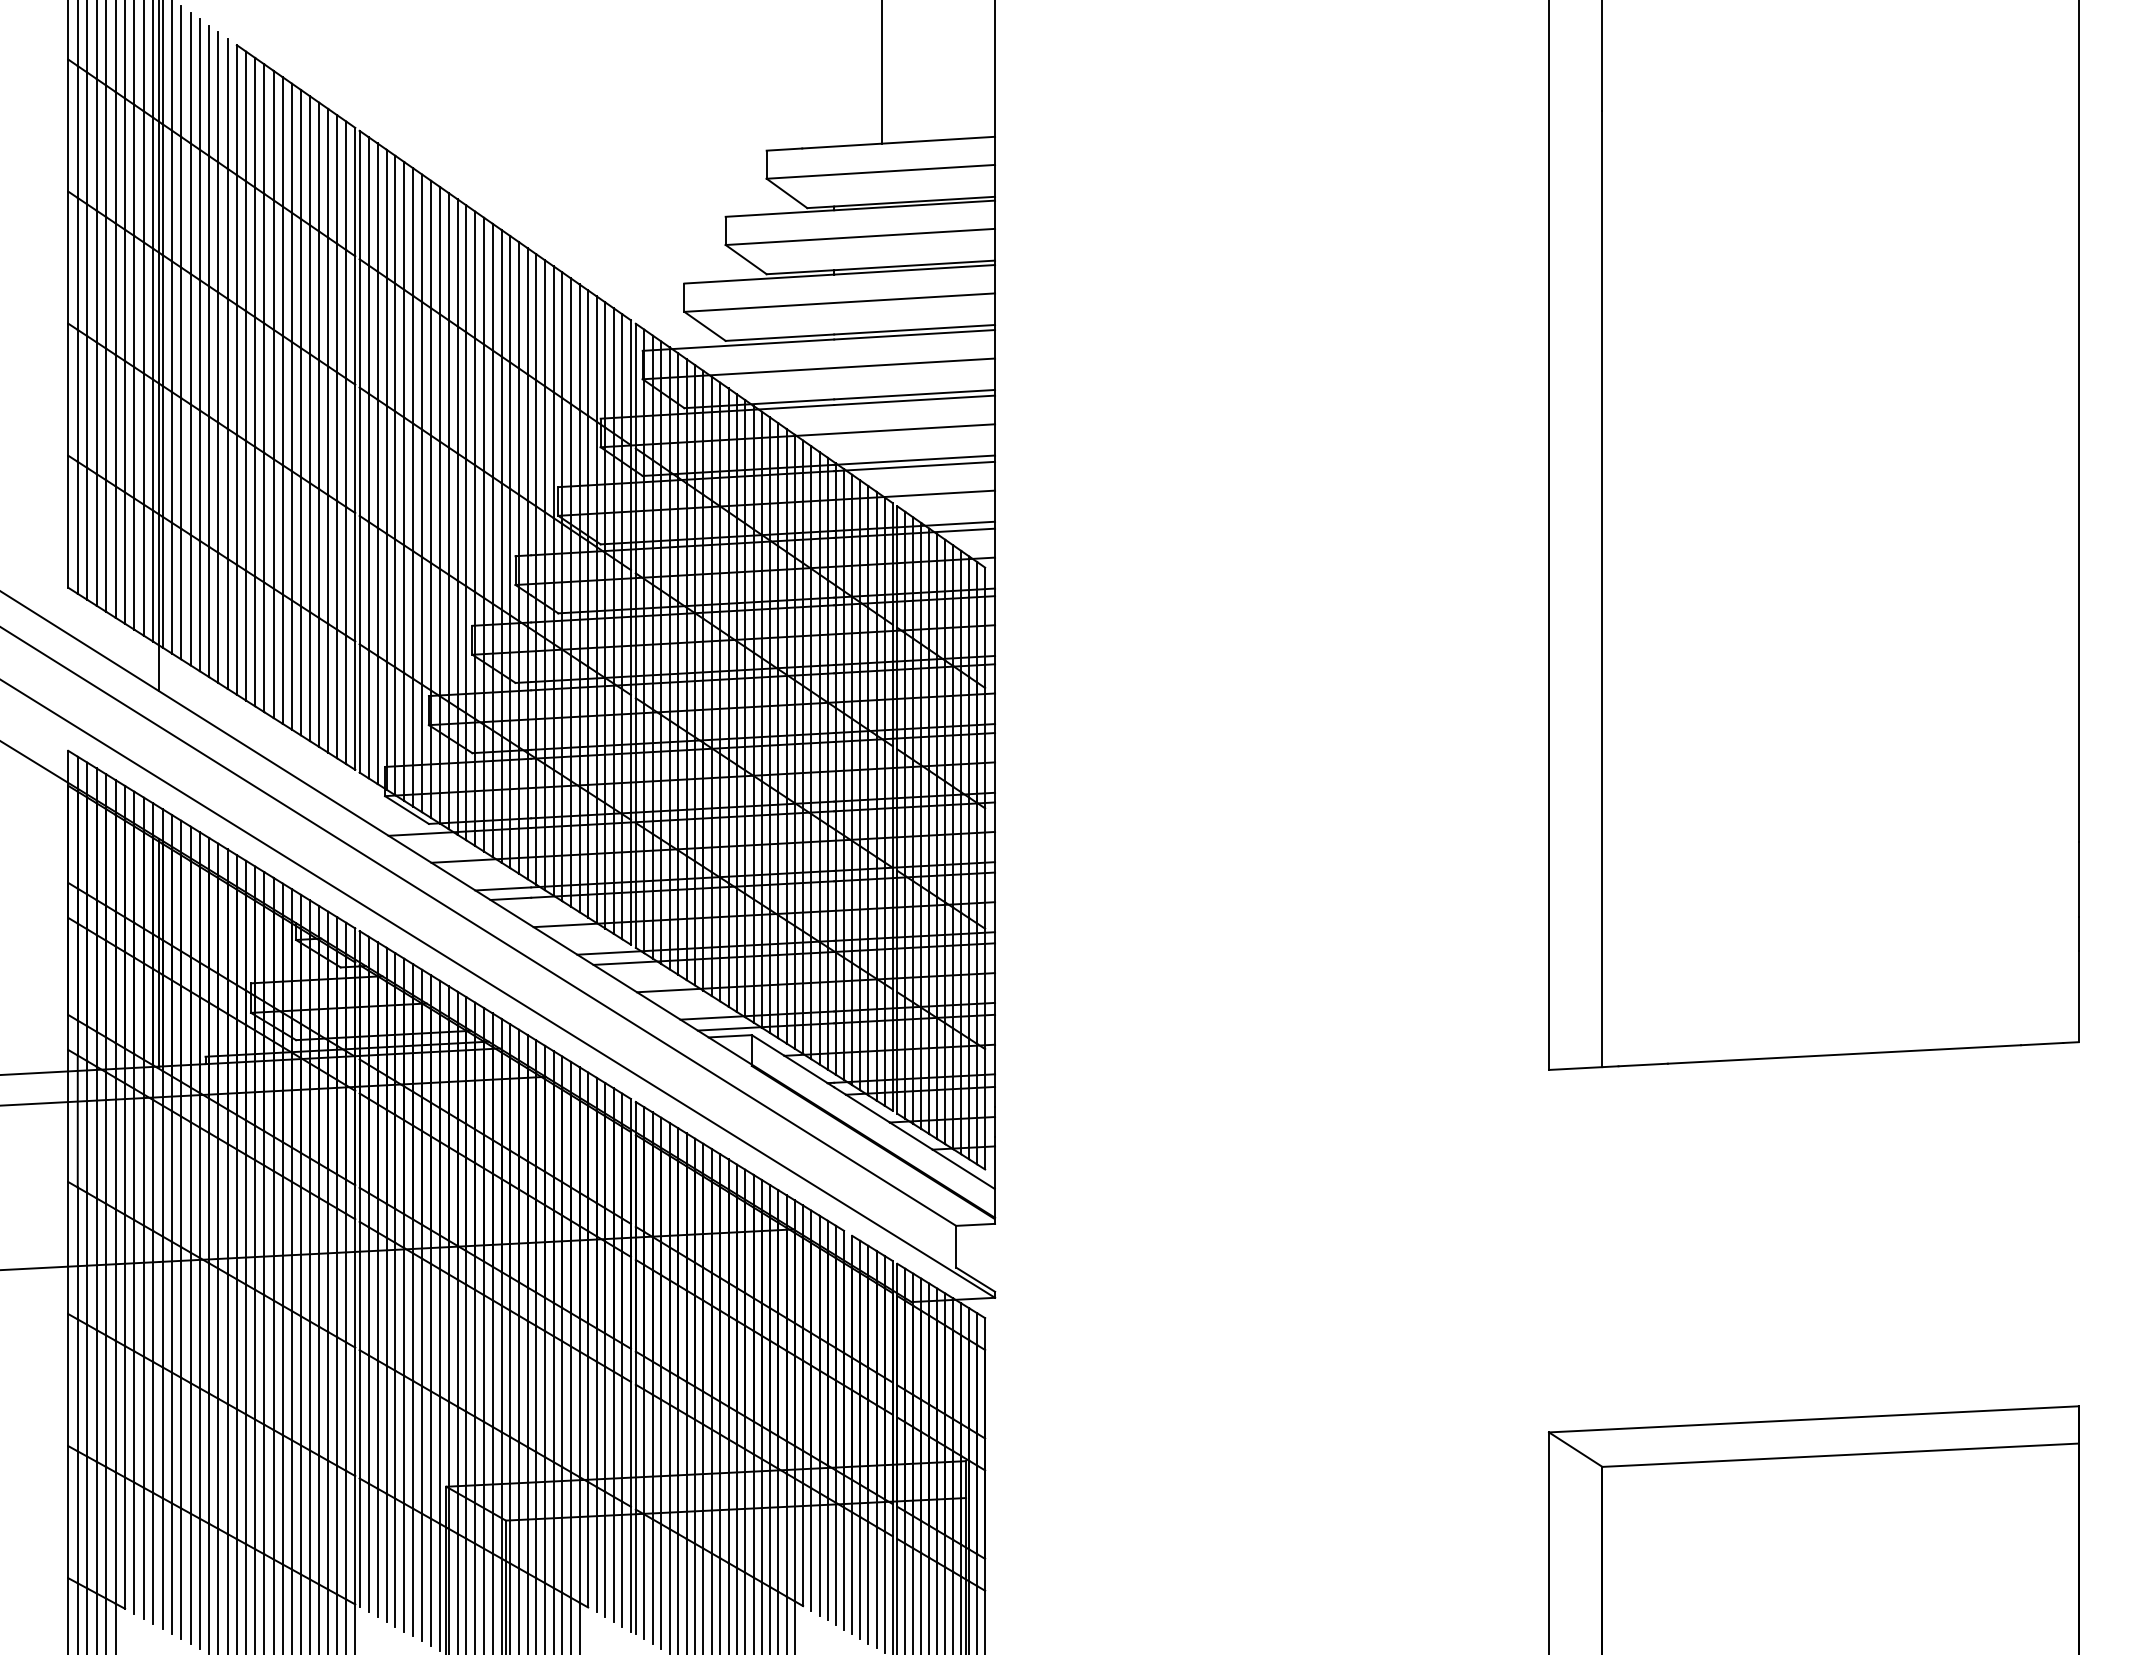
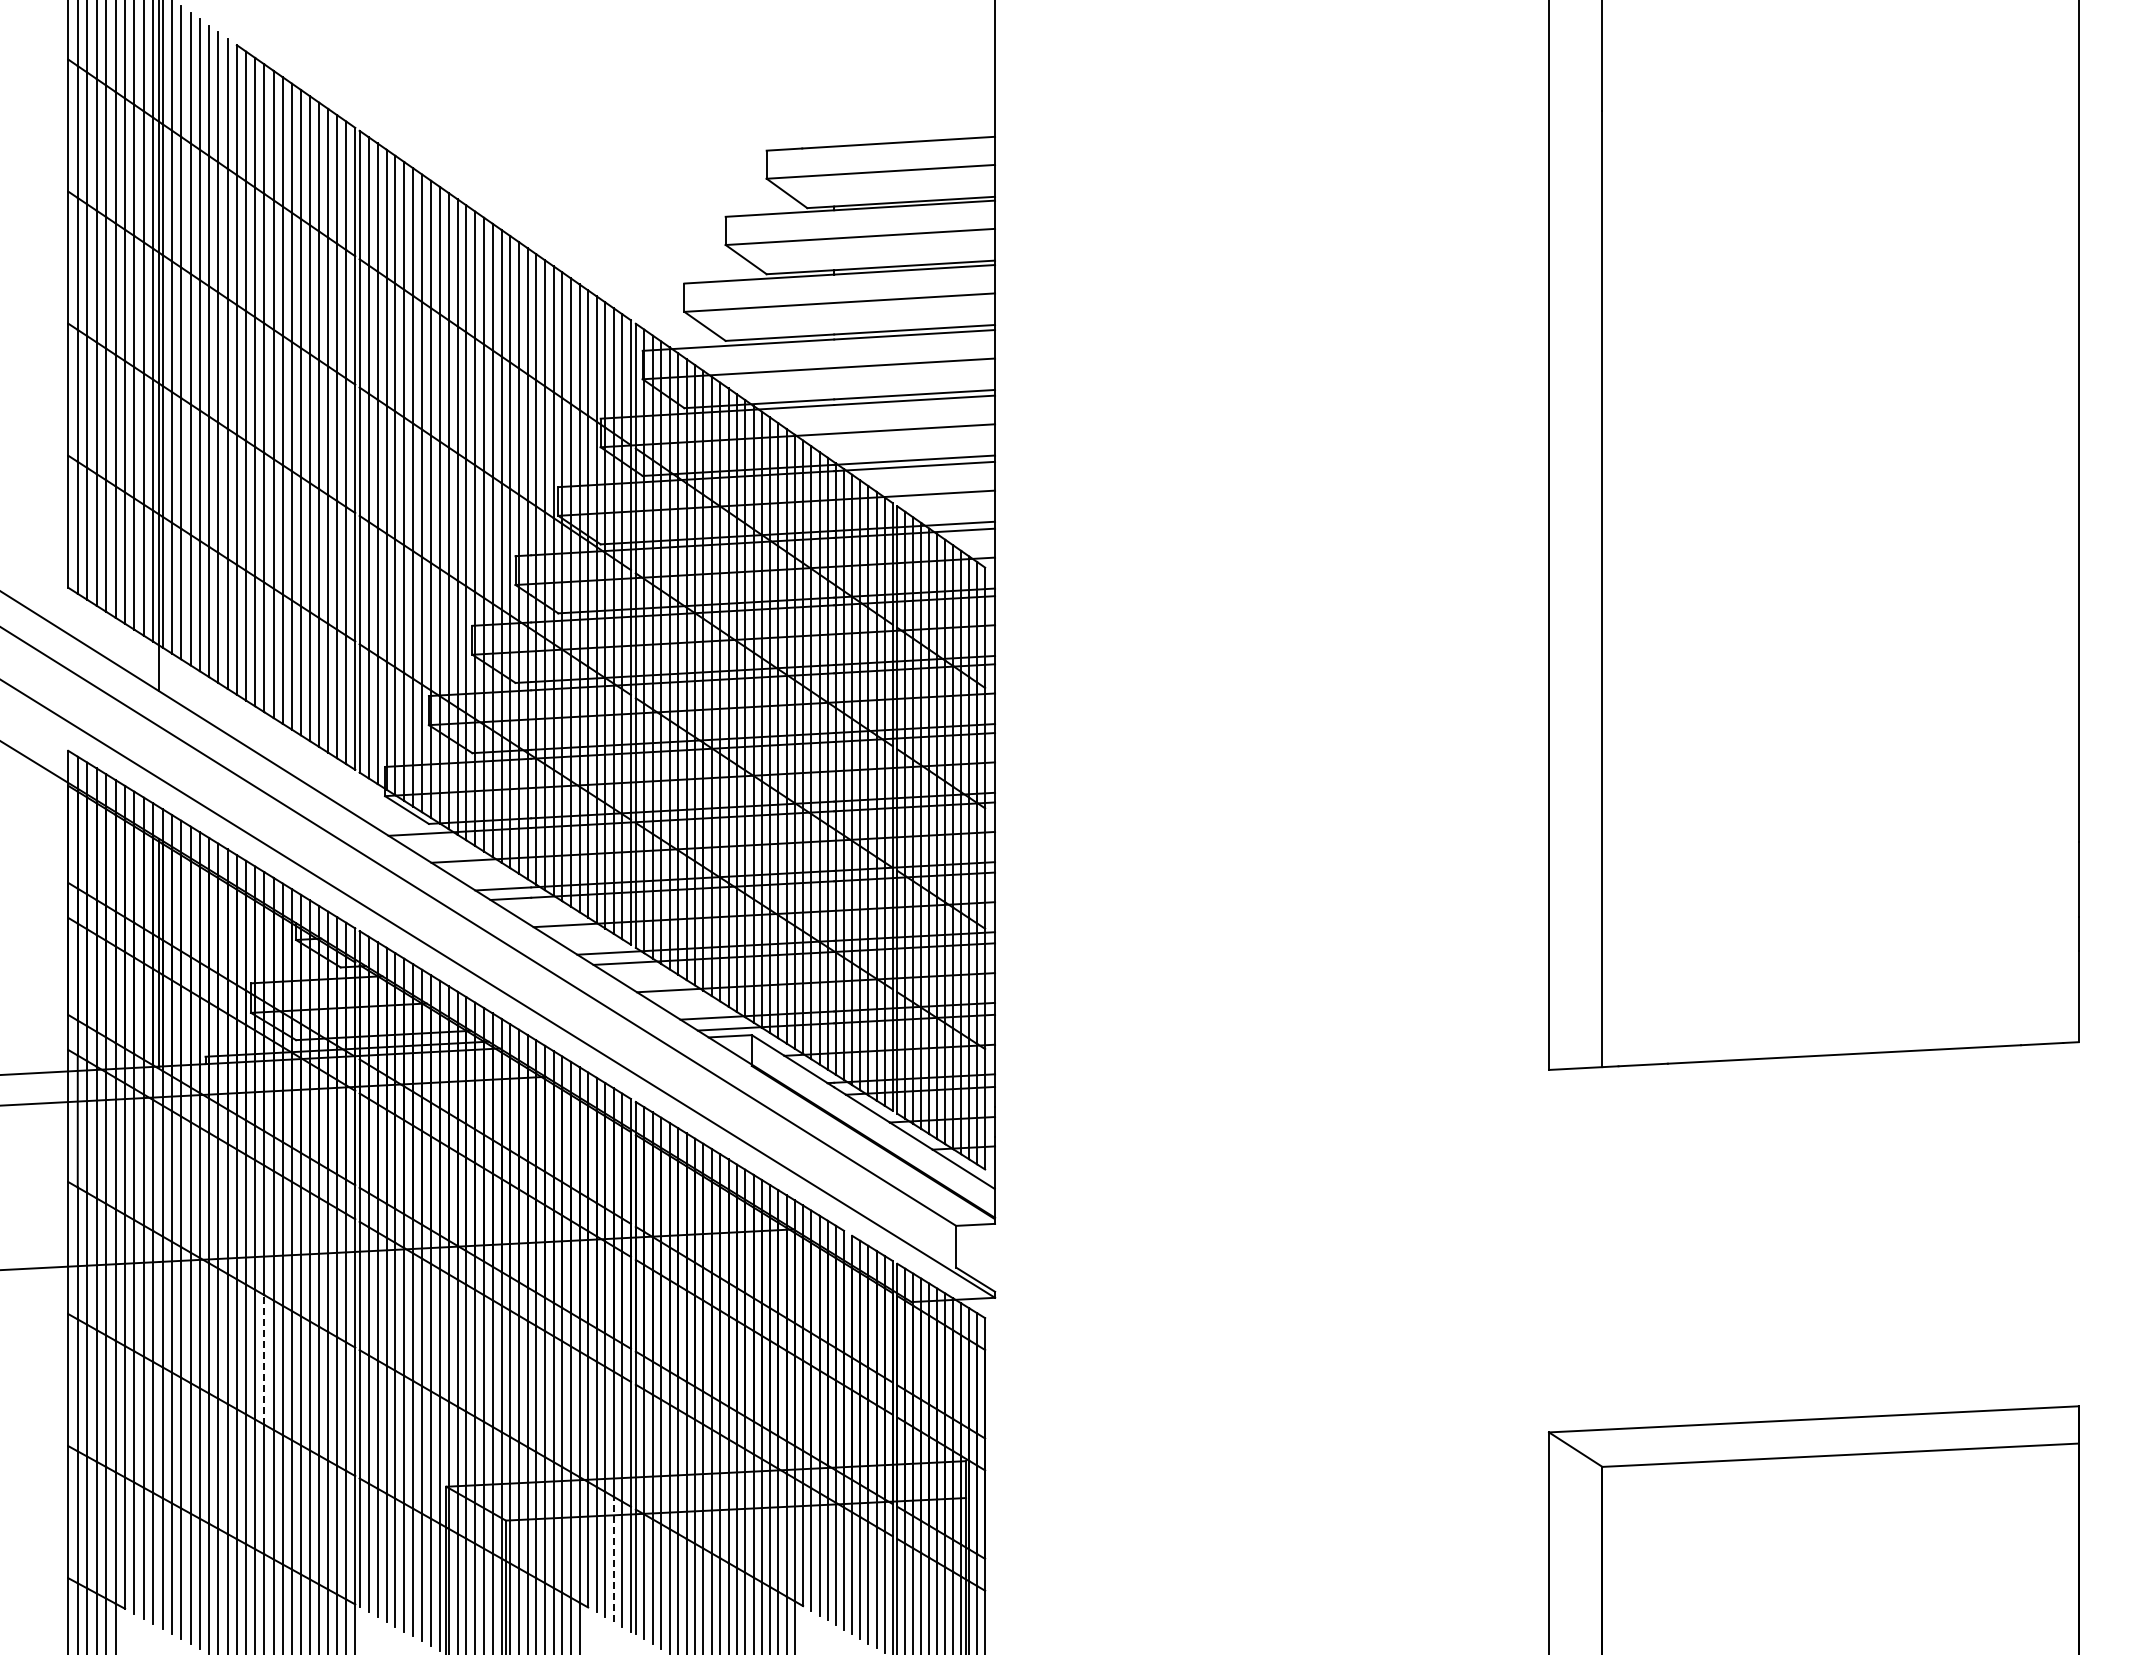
line: present -> none (881, 72)
line: solid -> dashed (264, 1360)
line: solid -> dashed (613, 1559)
